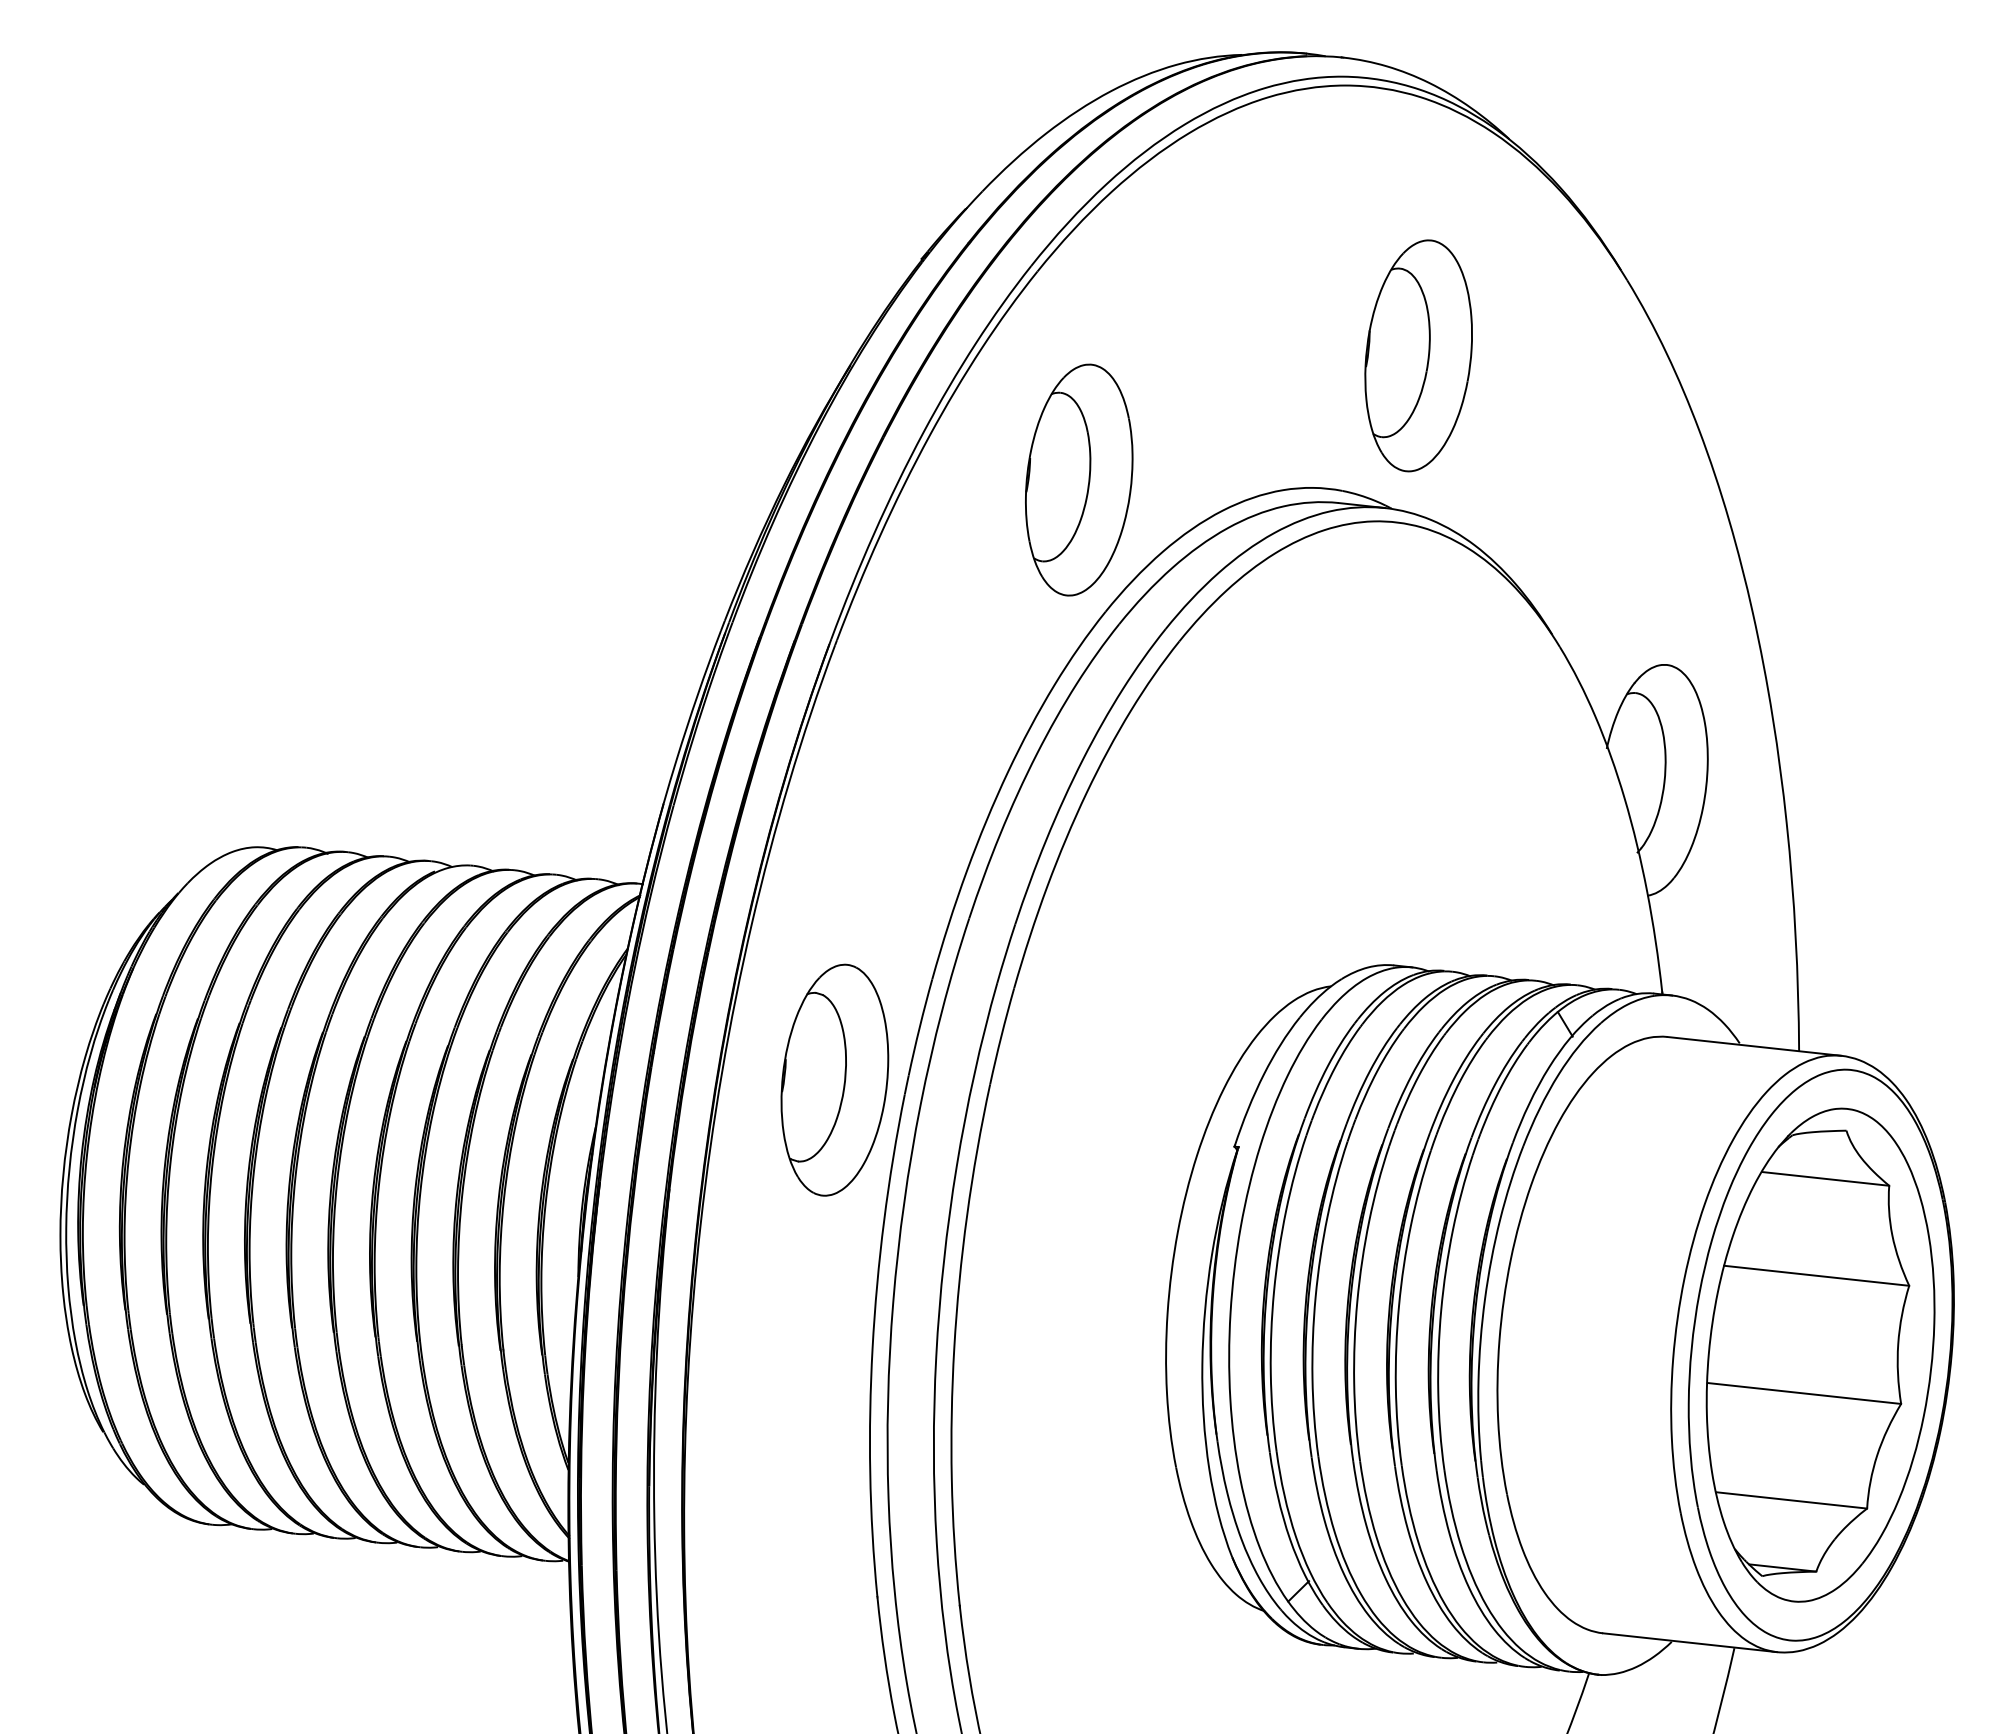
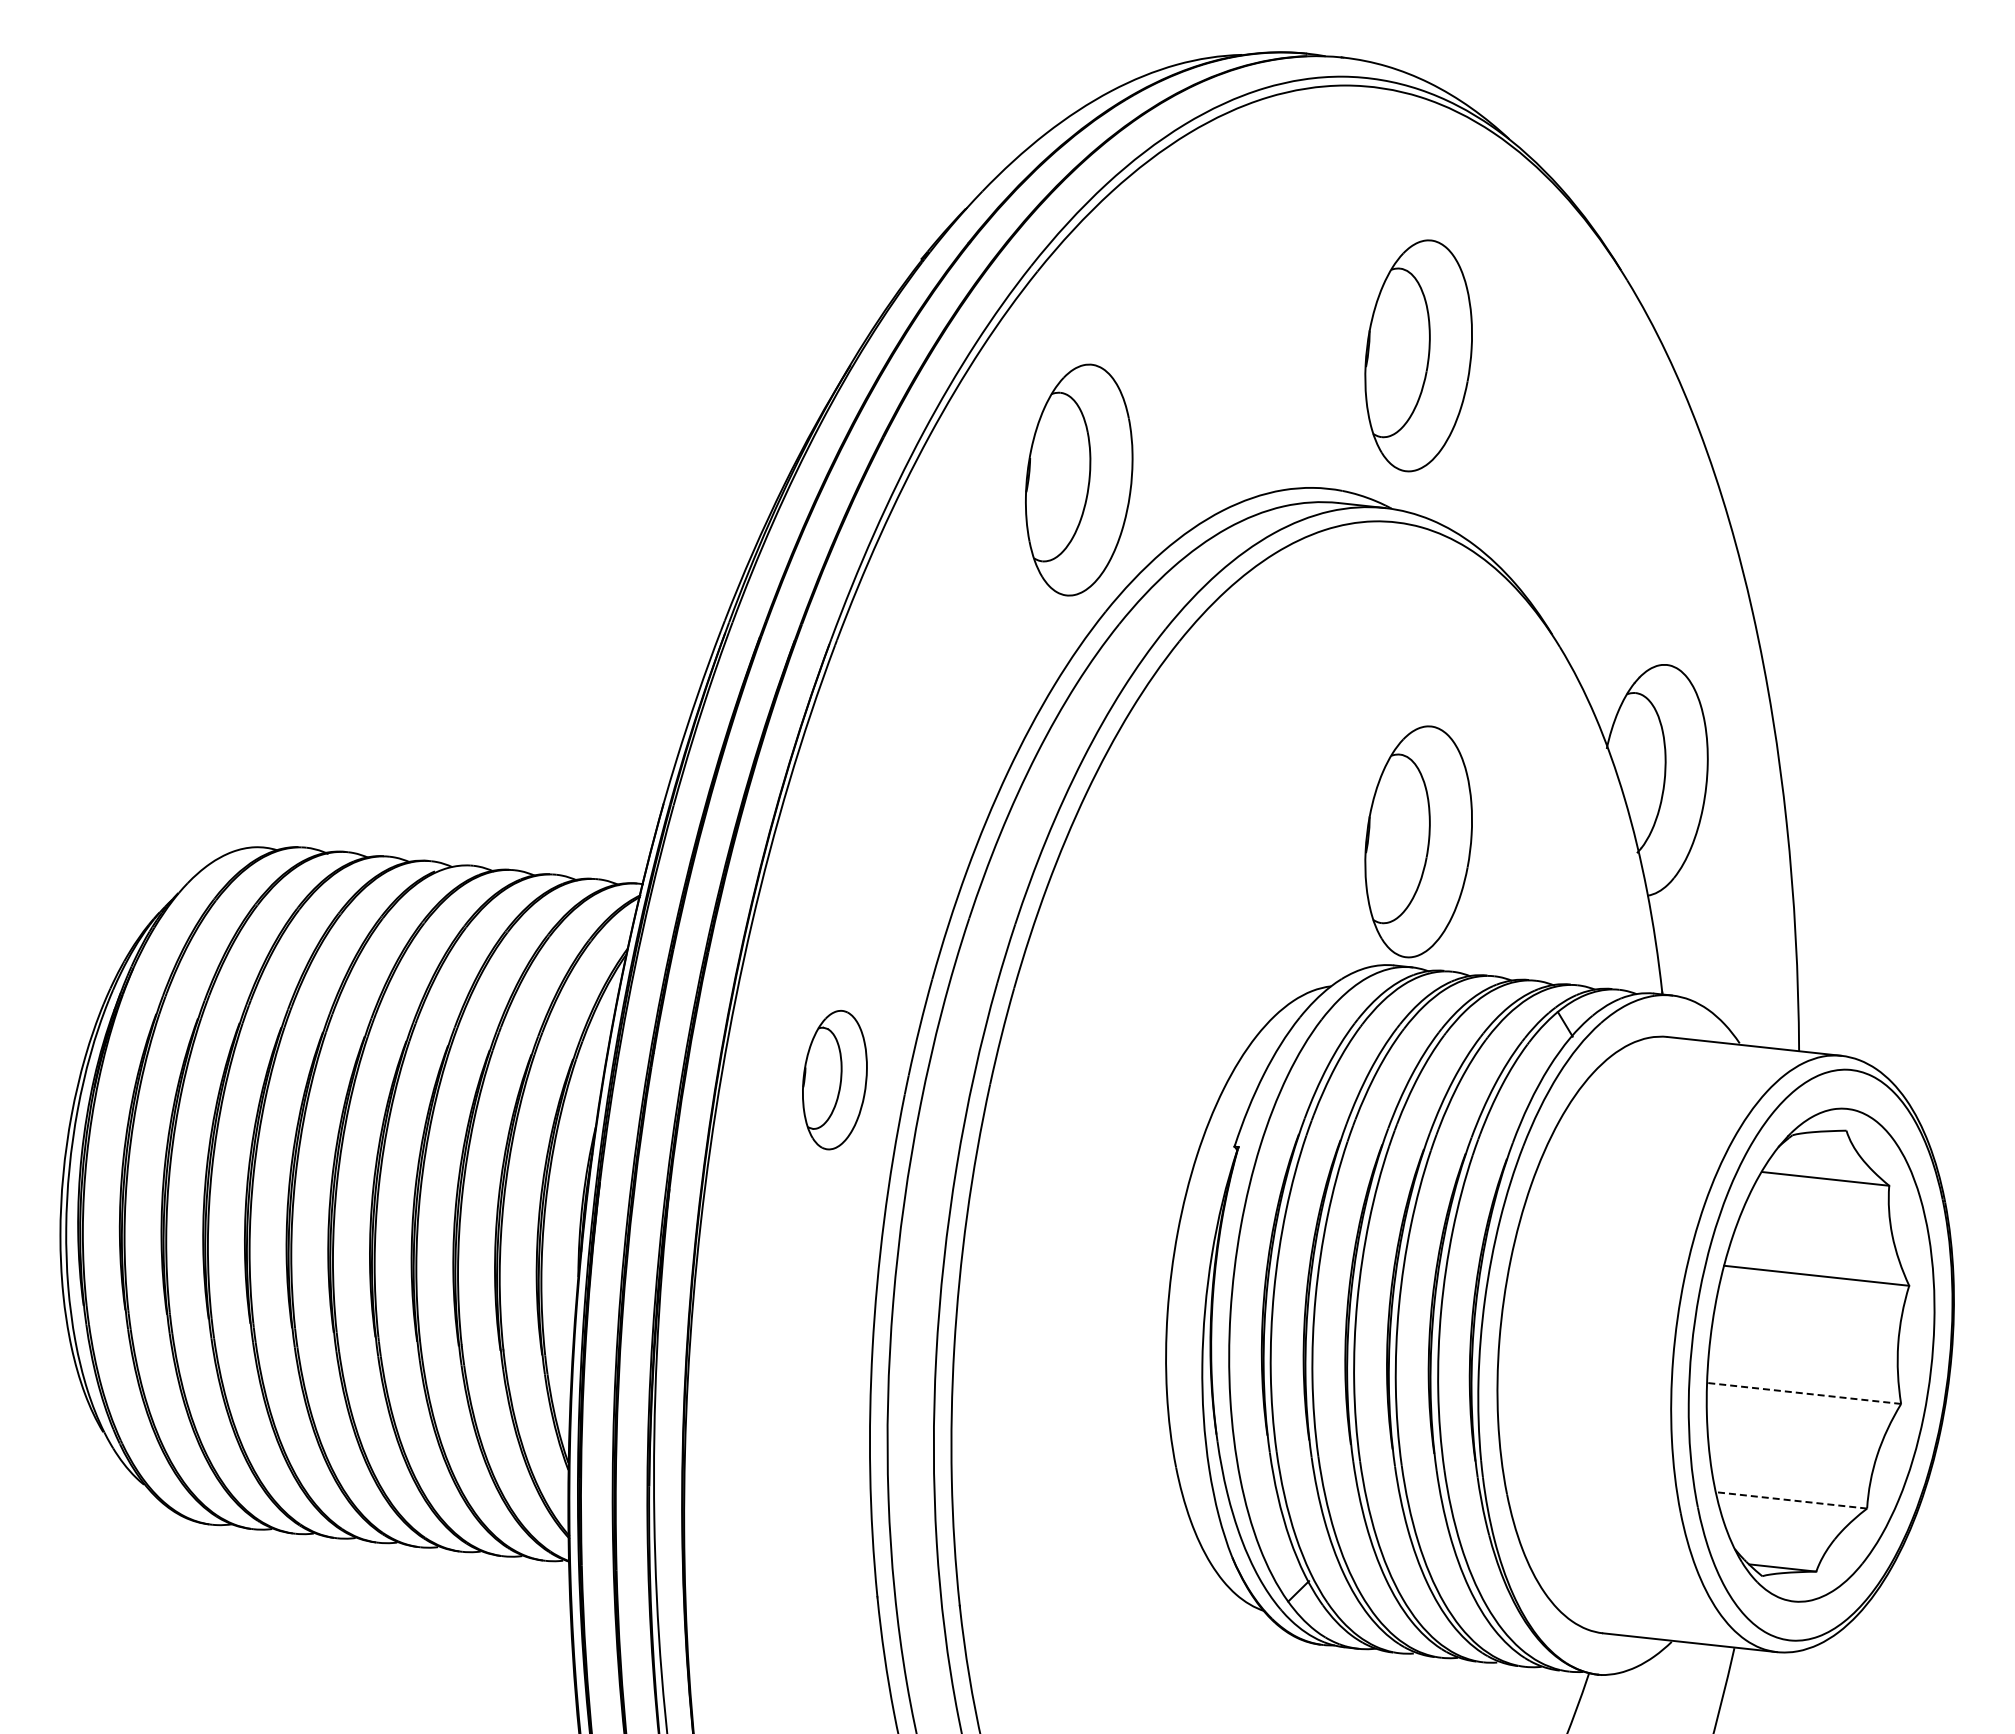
part: none -> present (1418, 841)
part size: 110x234 px -> 66x141 px (834, 1080)
line: solid -> dashed (1803, 1393)
line: solid -> dashed (1791, 1500)
